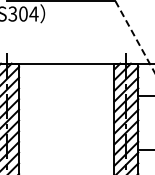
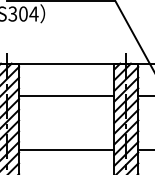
line: dashed -> solid (135, 36)
line: none -> present (66, 96)
line: none -> present (66, 150)
